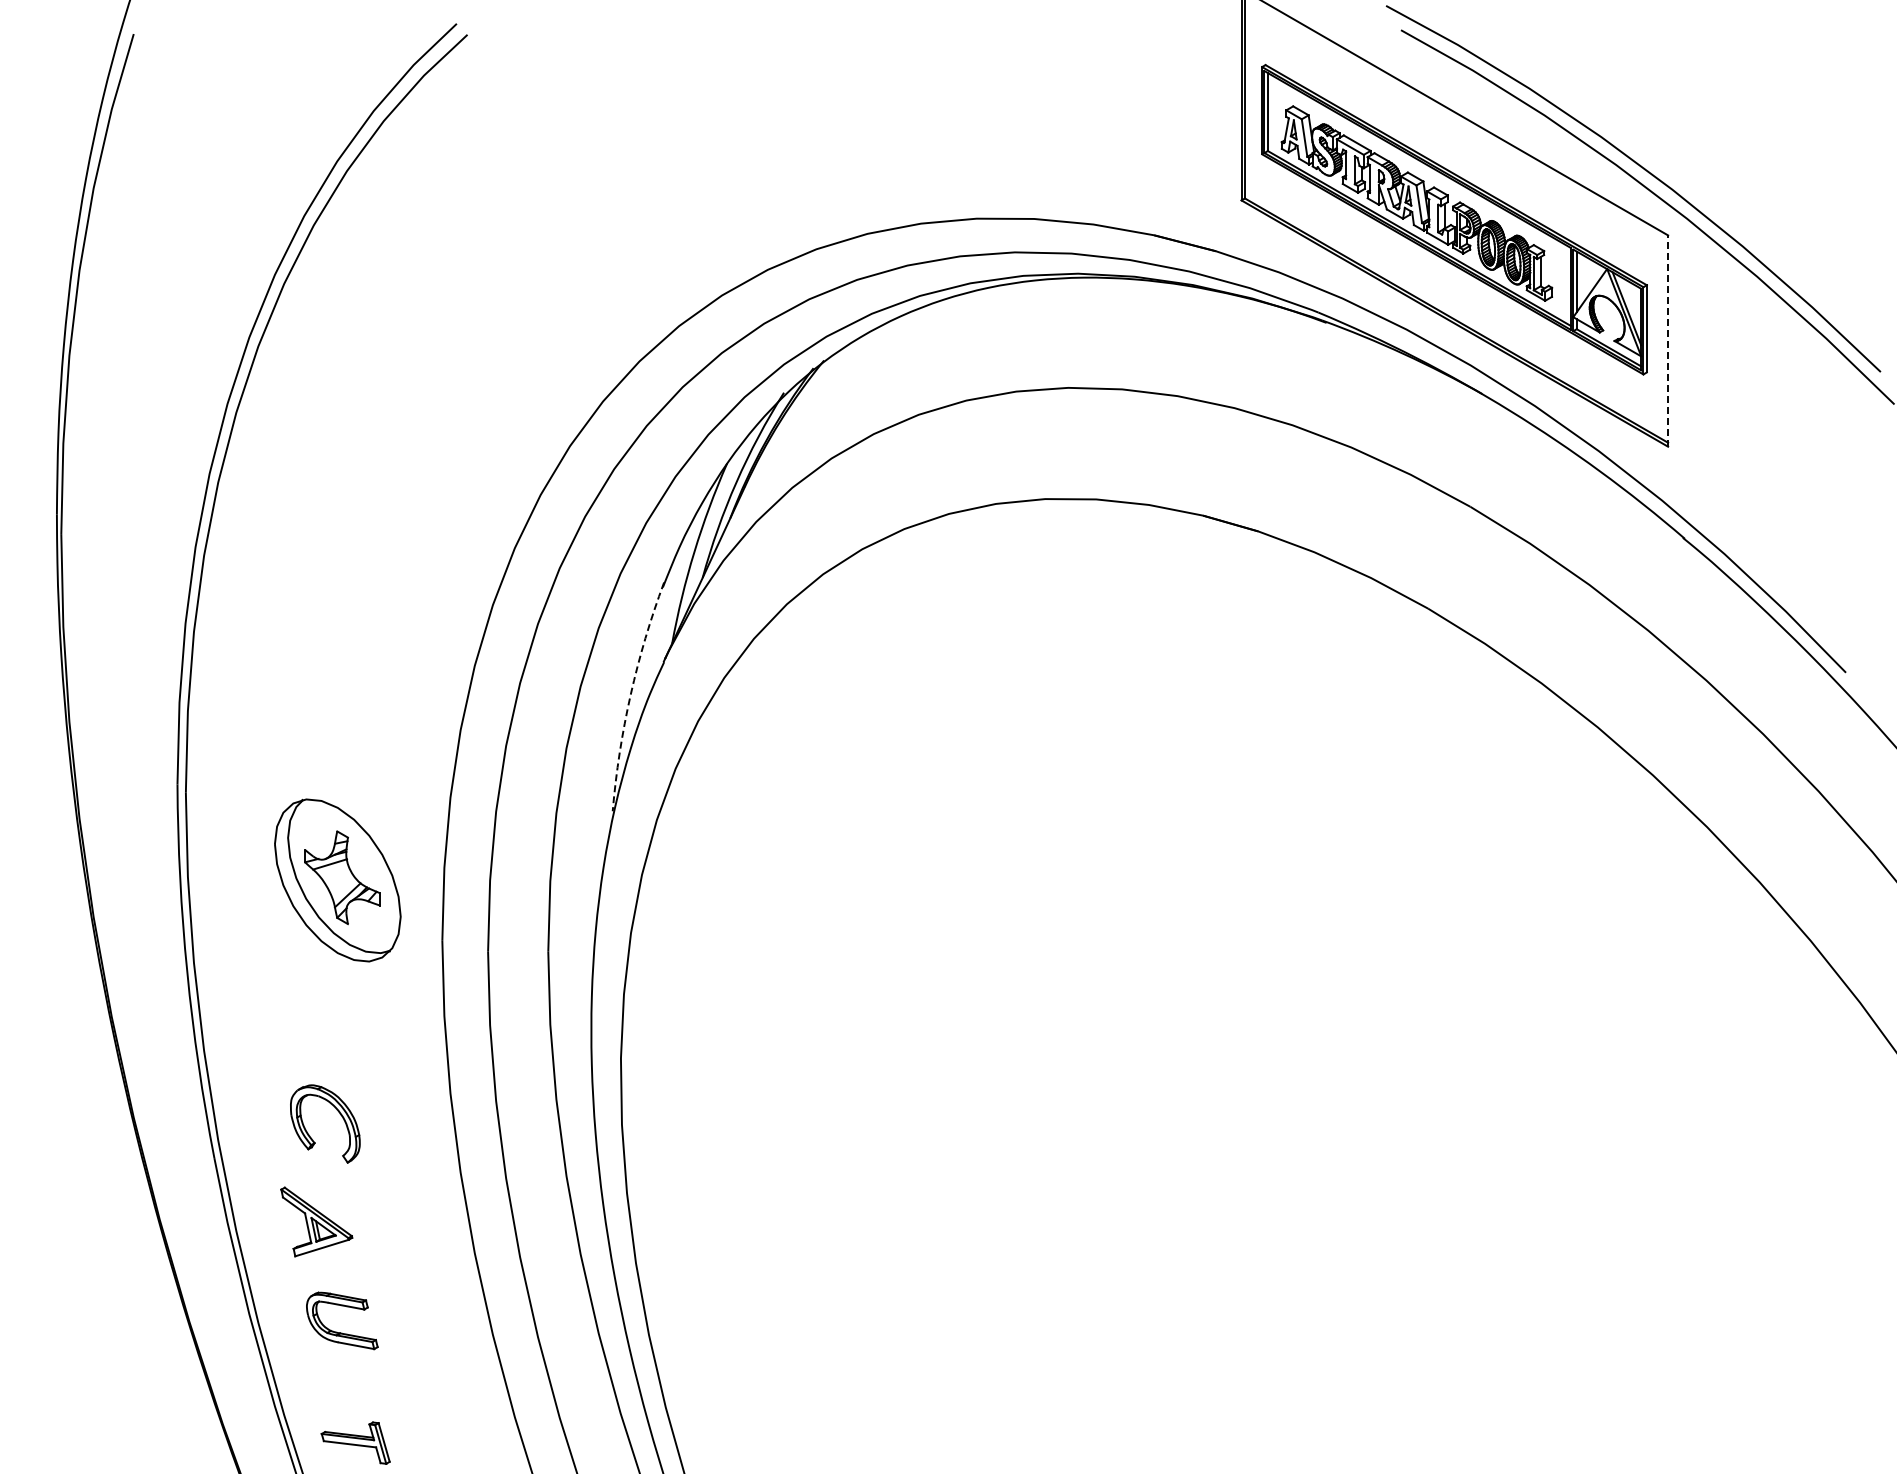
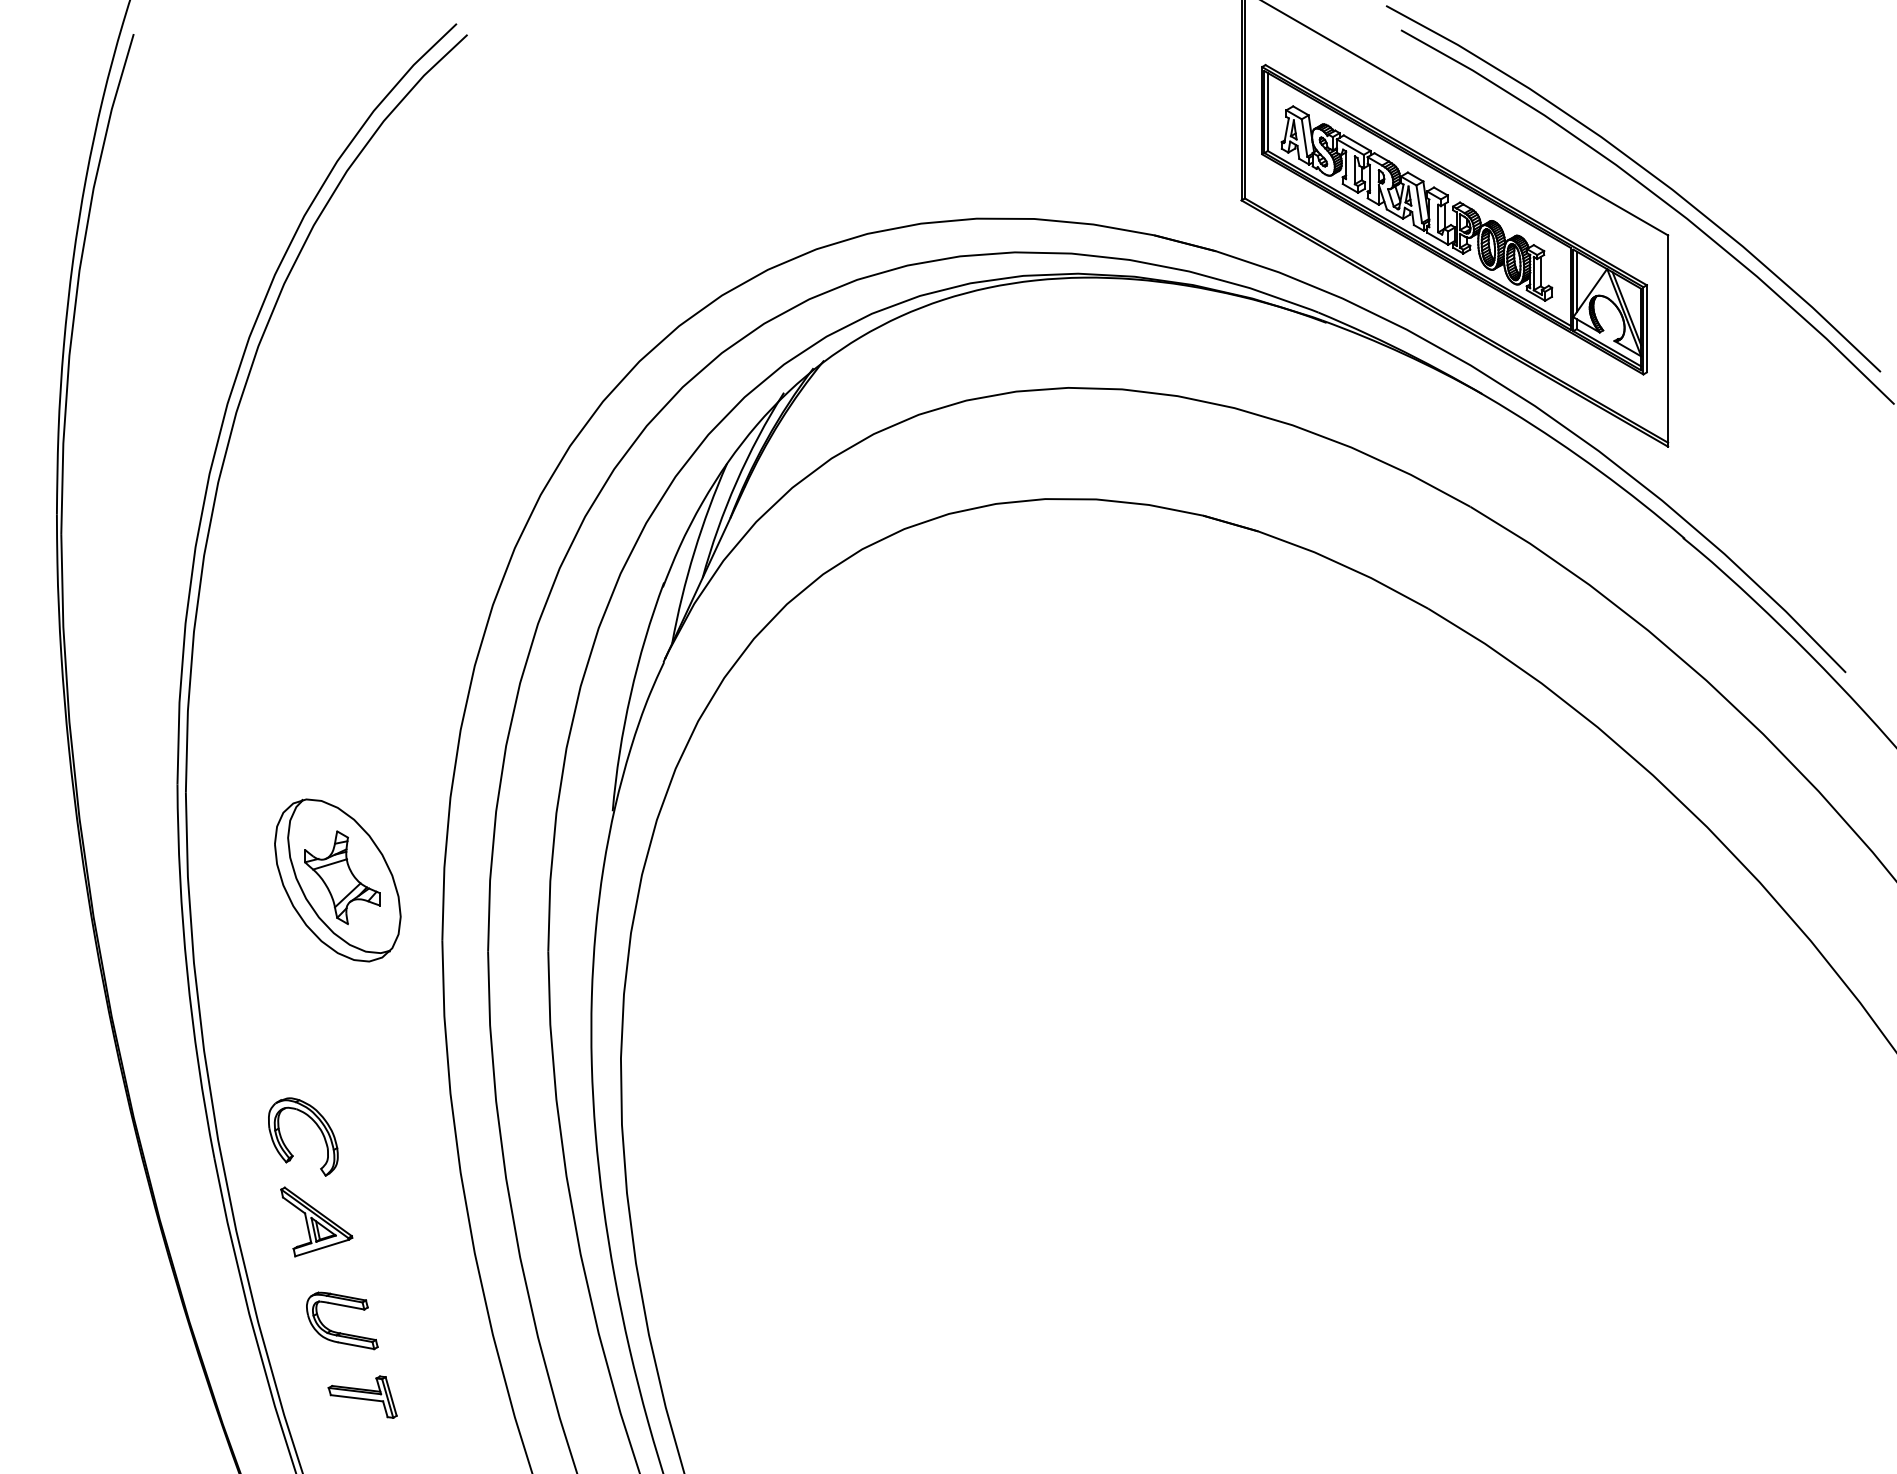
line: dashed -> solid (1668, 341)
arc: dashed -> solid (630, 695)
part position: (337, 1111) -> (315, 1124) (315, 1124)
part position: (355, 1442) -> (362, 1396) (362, 1396)
